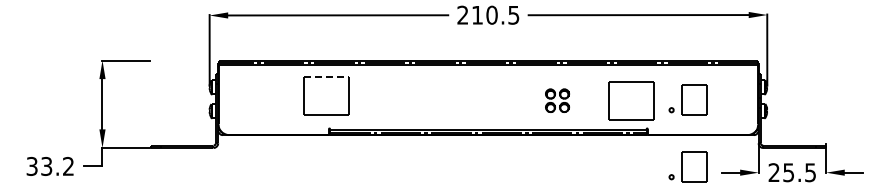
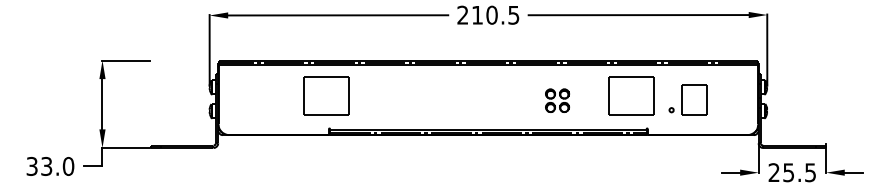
line: dashed -> solid (326, 77)
part position: (631, 100) -> (631, 95) (631, 95)
text: 33.2 -> 33.0 (68, 166)
part: present -> none (687, 166)
